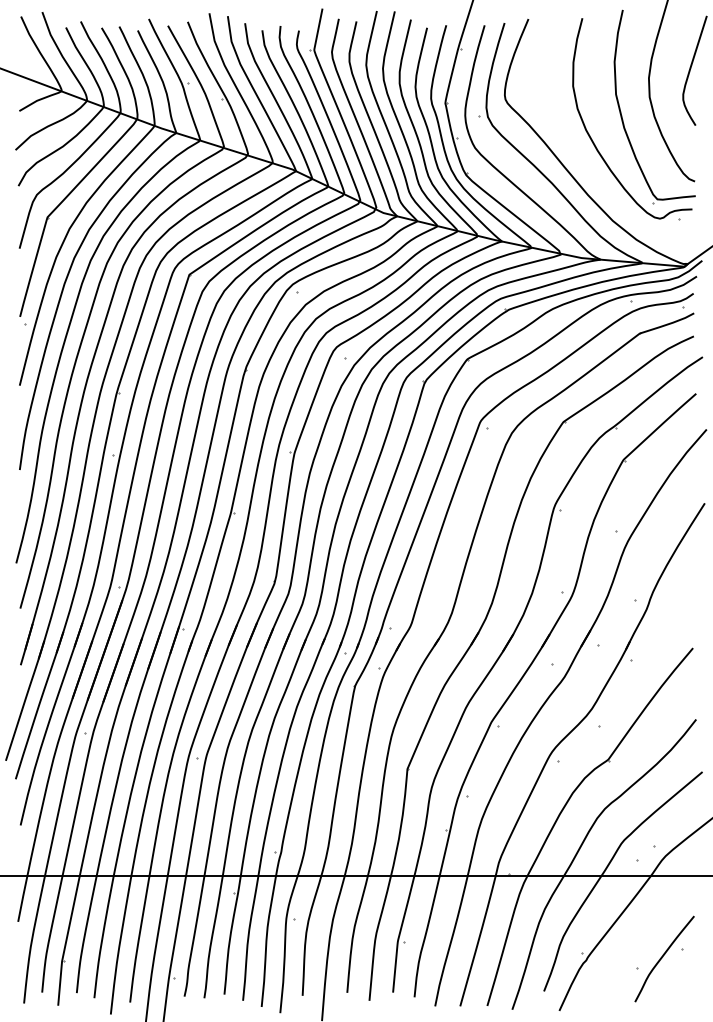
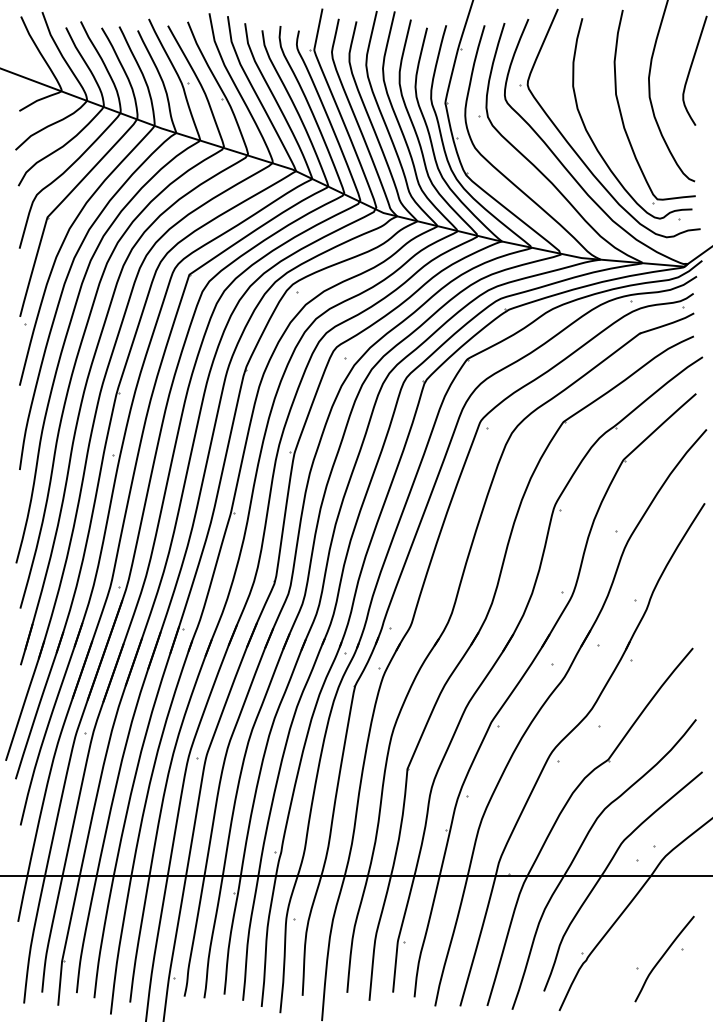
part: none -> present (575, 150)
